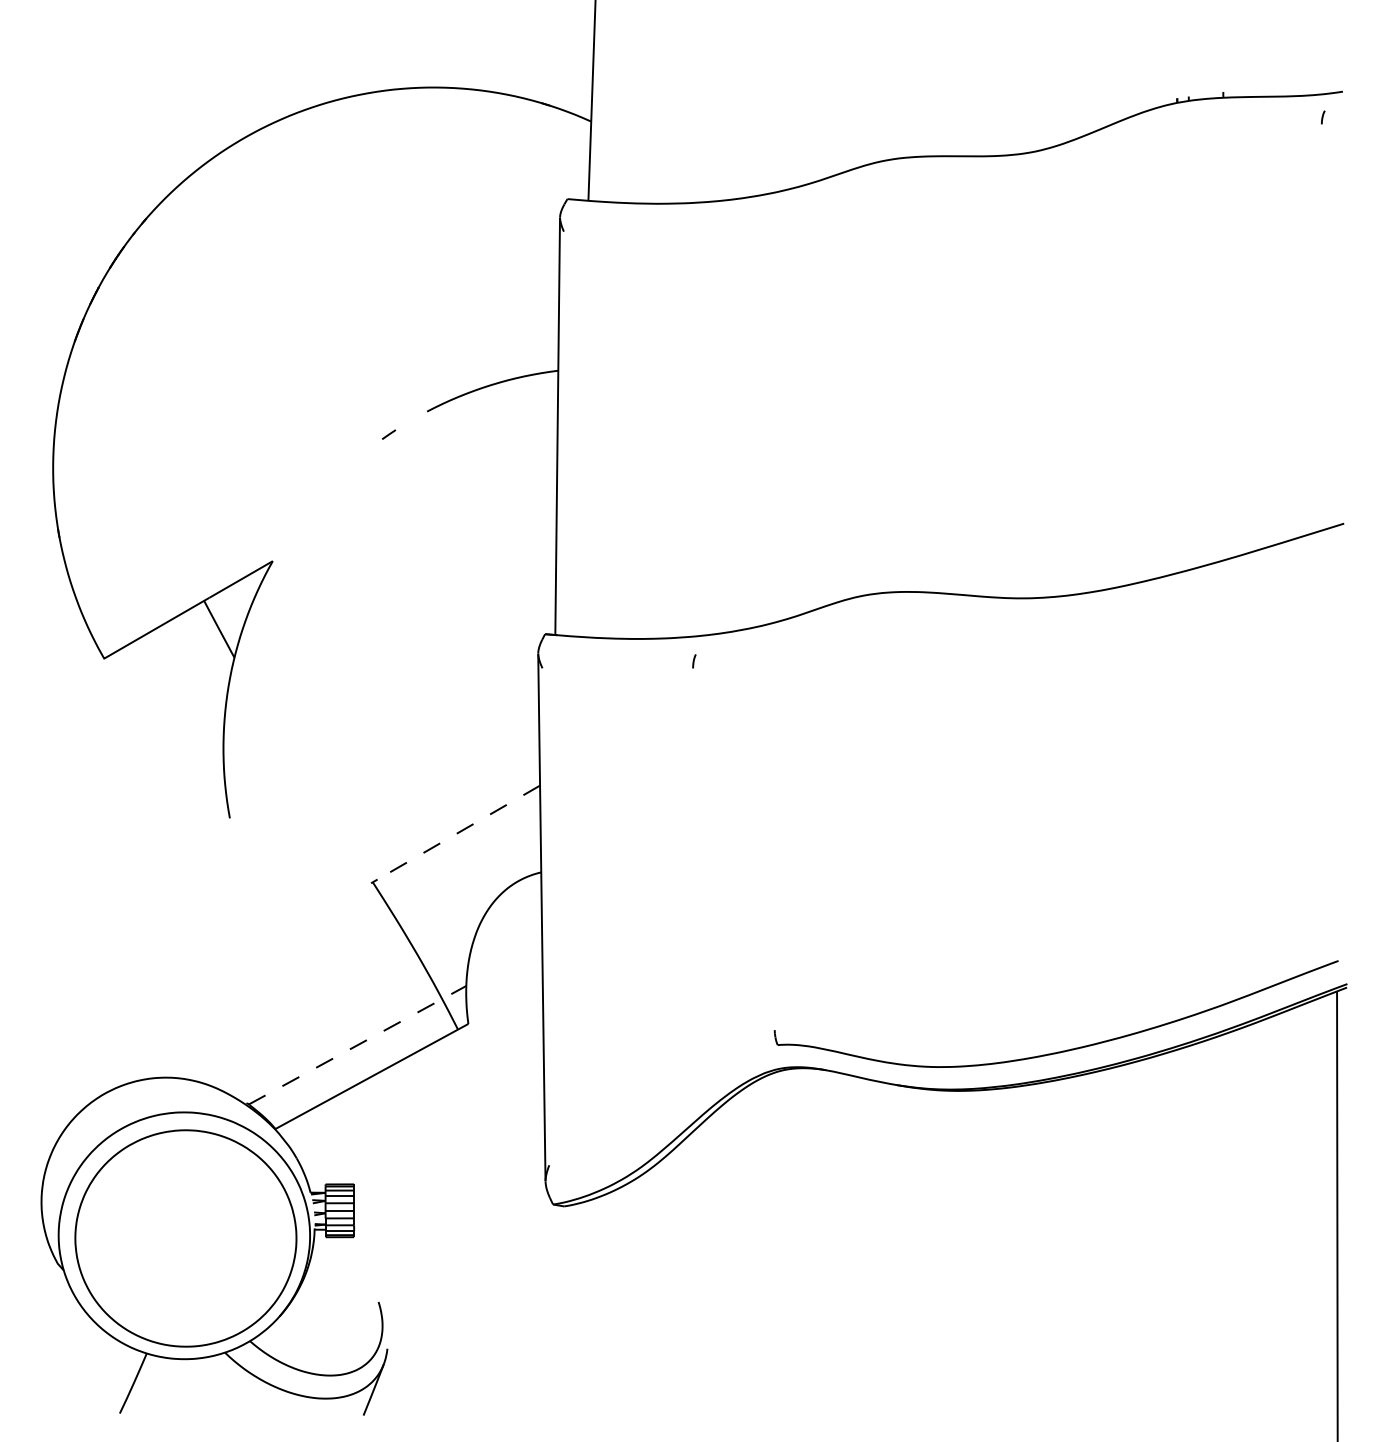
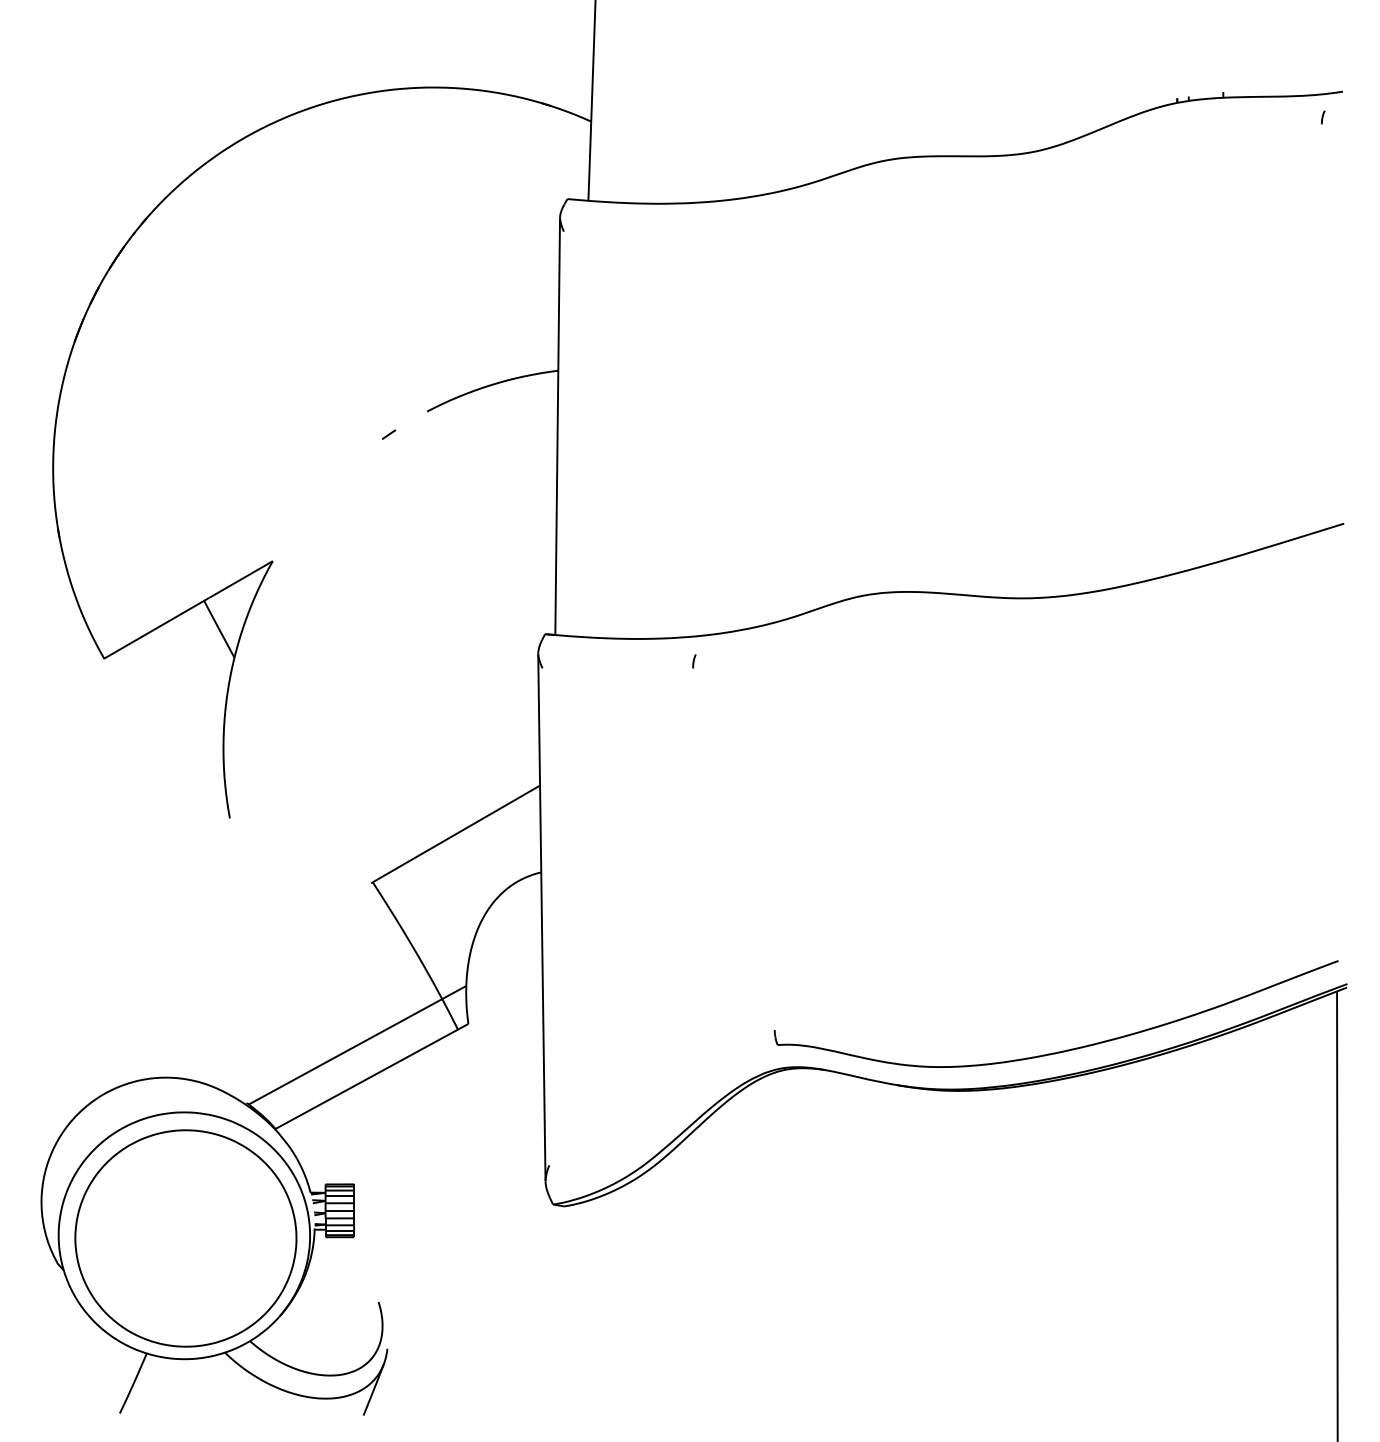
line: dashed -> solid (458, 832)
line: dashed -> solid (357, 1045)
